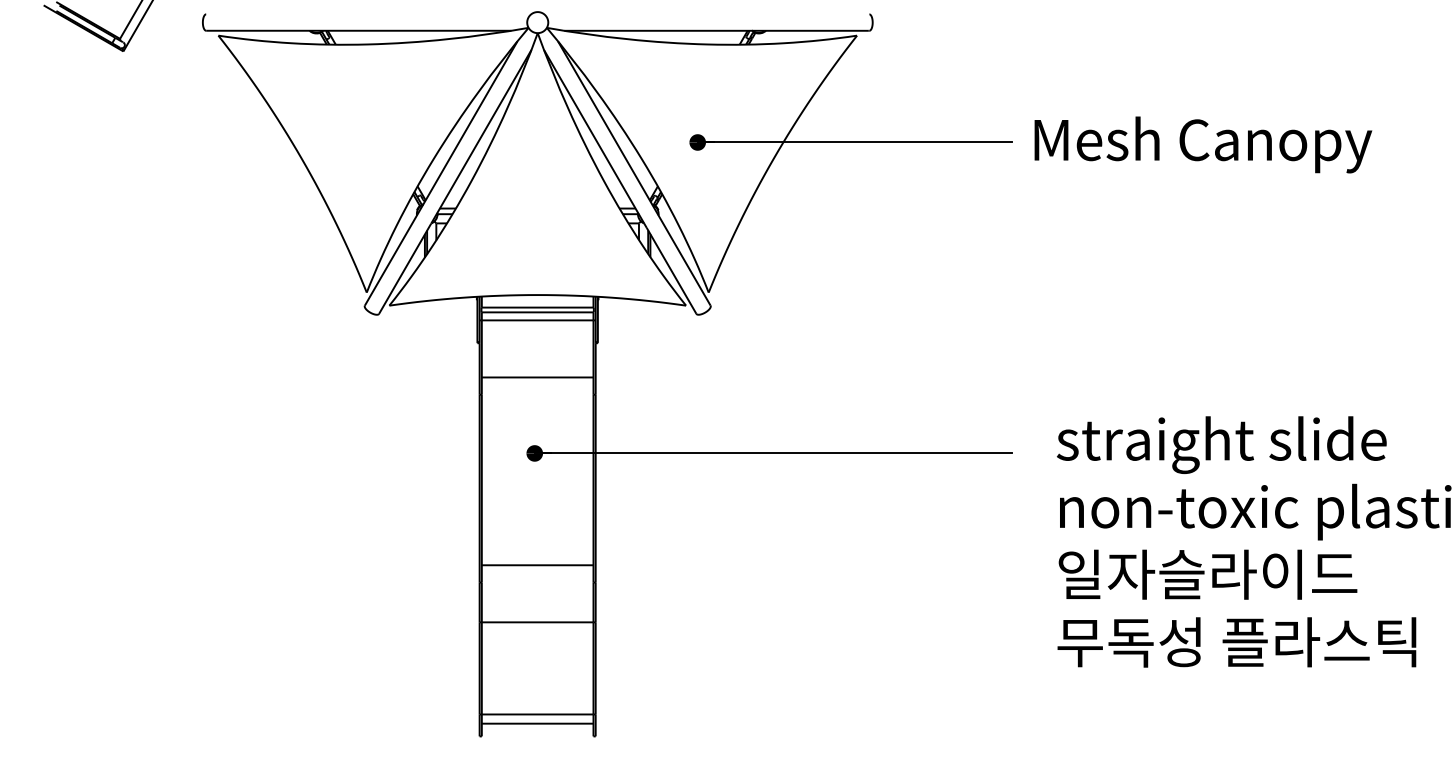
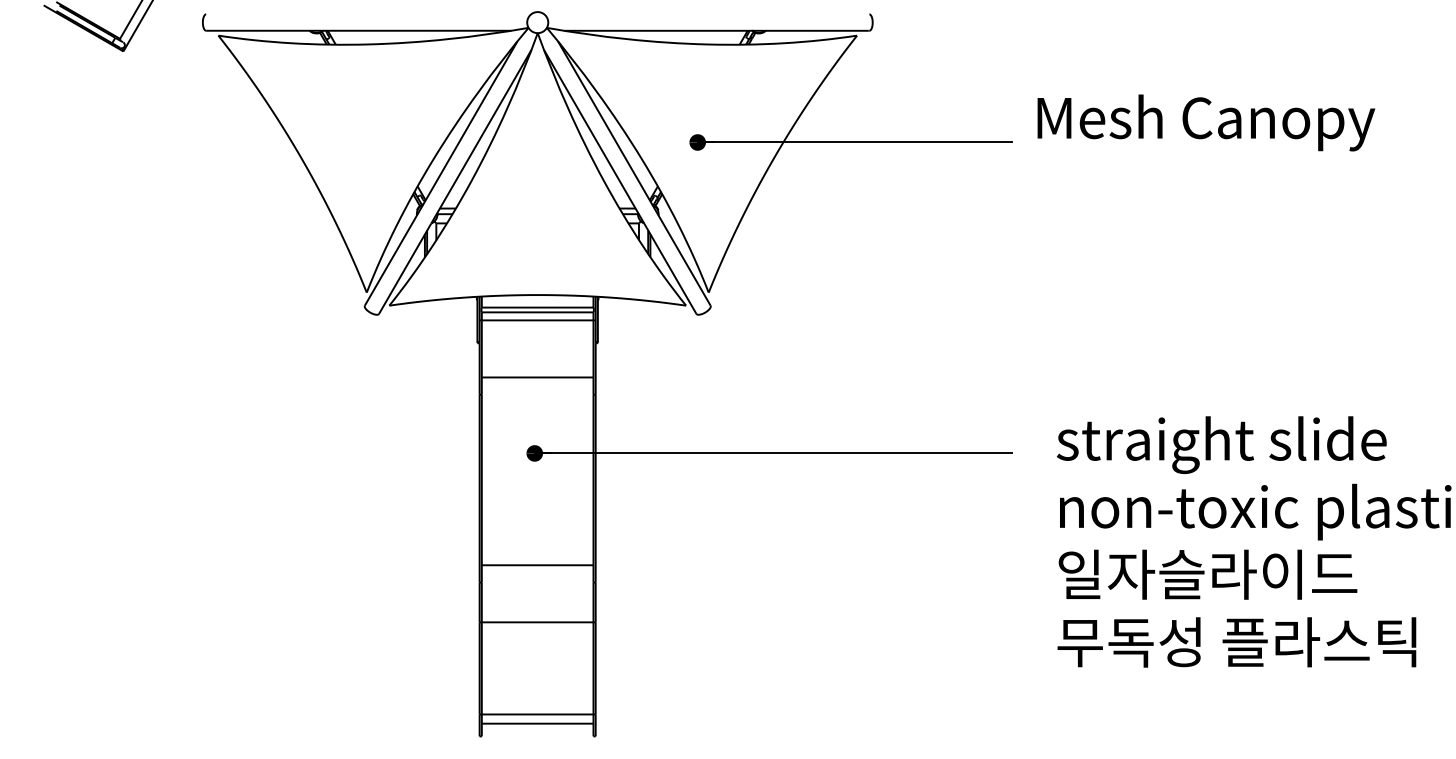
text position: (1203, 144) -> (1206, 122) (1206, 122)
